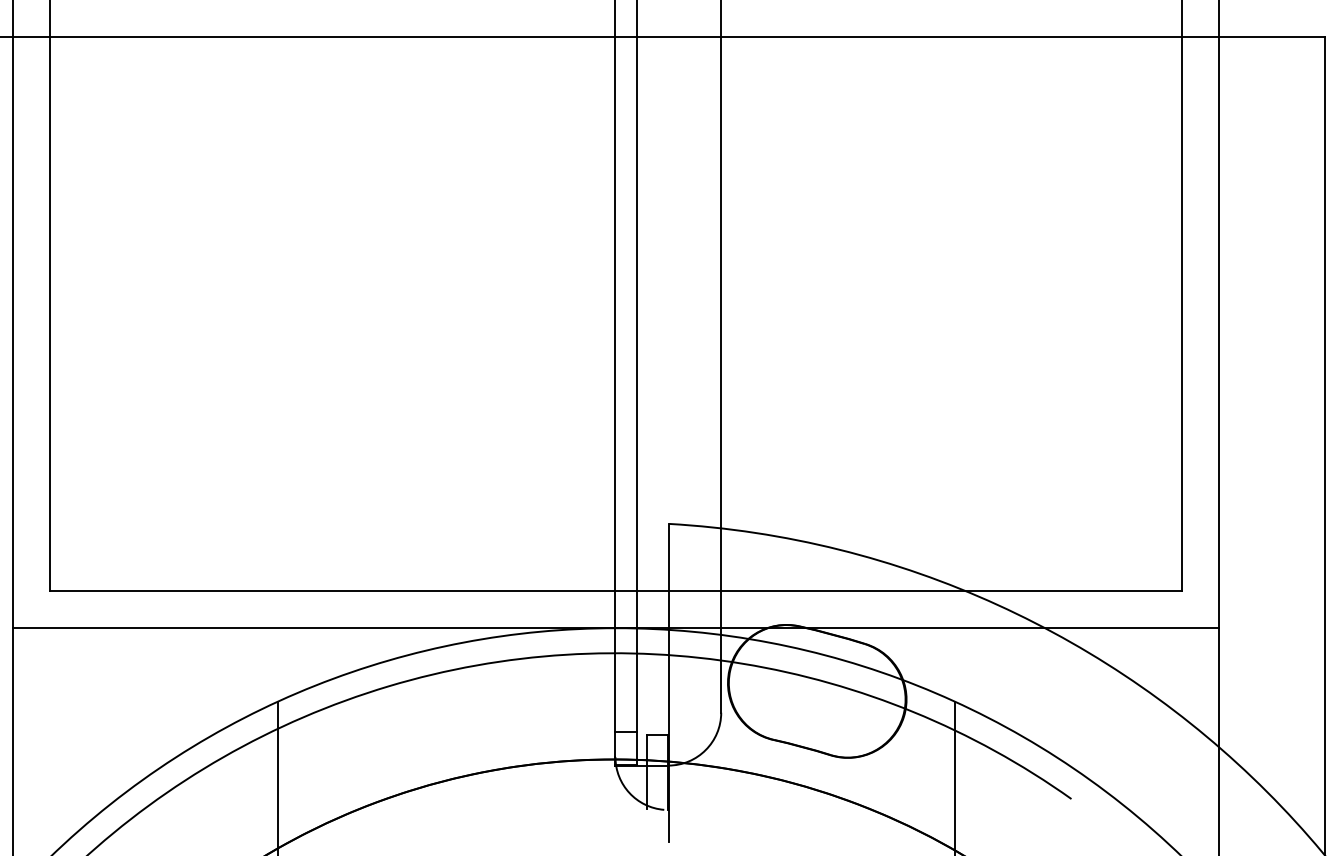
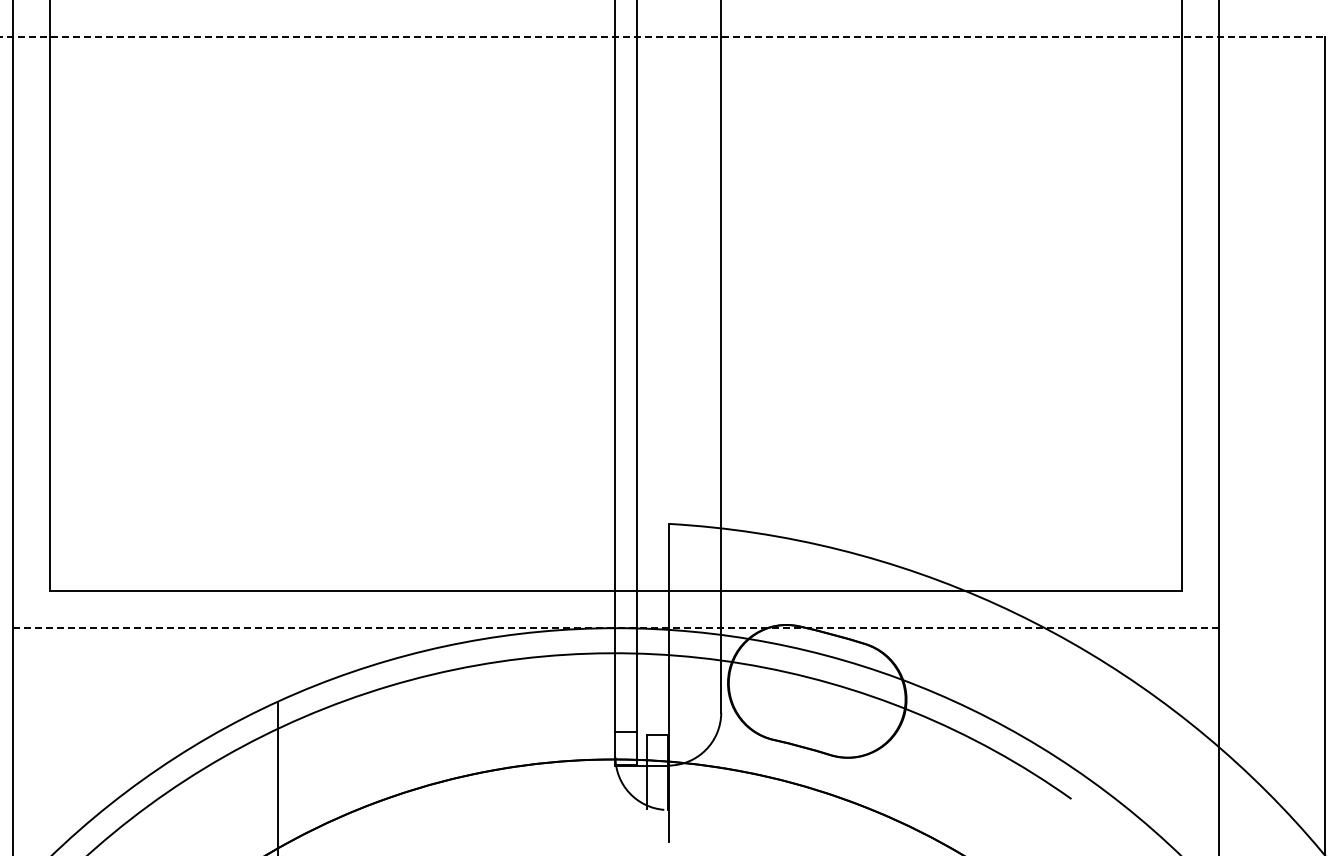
line: solid -> dashed (663, 37)
line: solid -> dashed (616, 628)
line: present -> none (954, 776)
